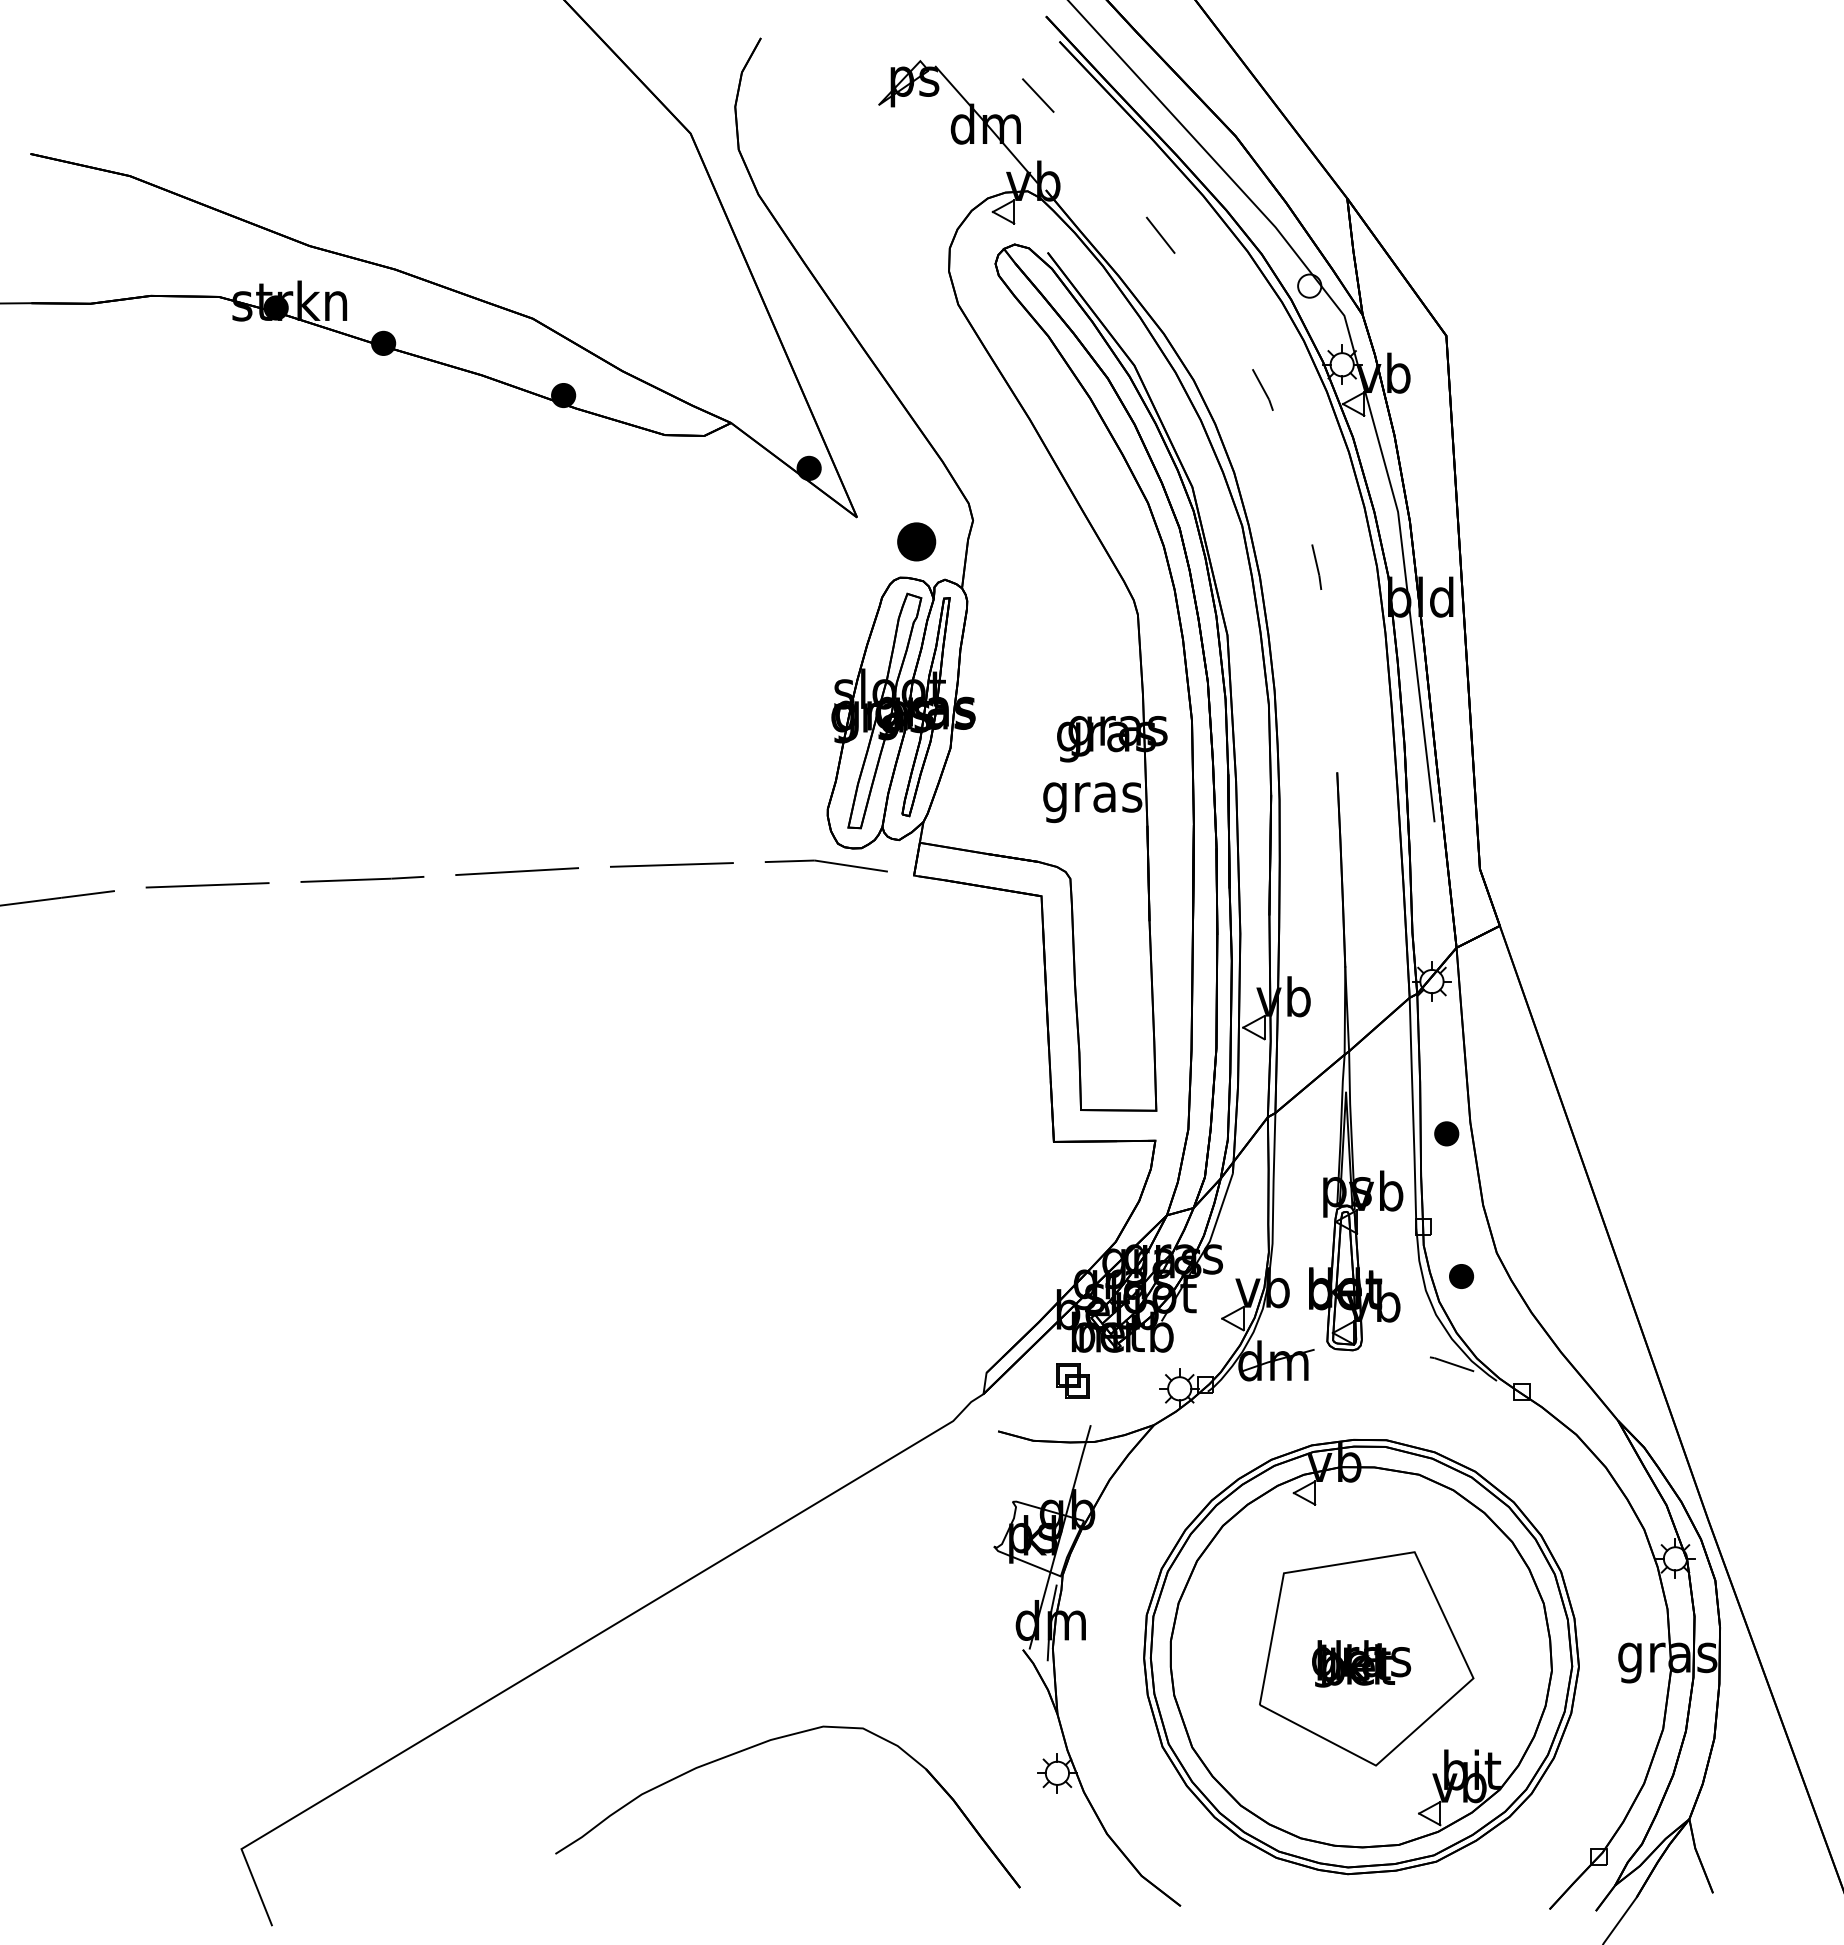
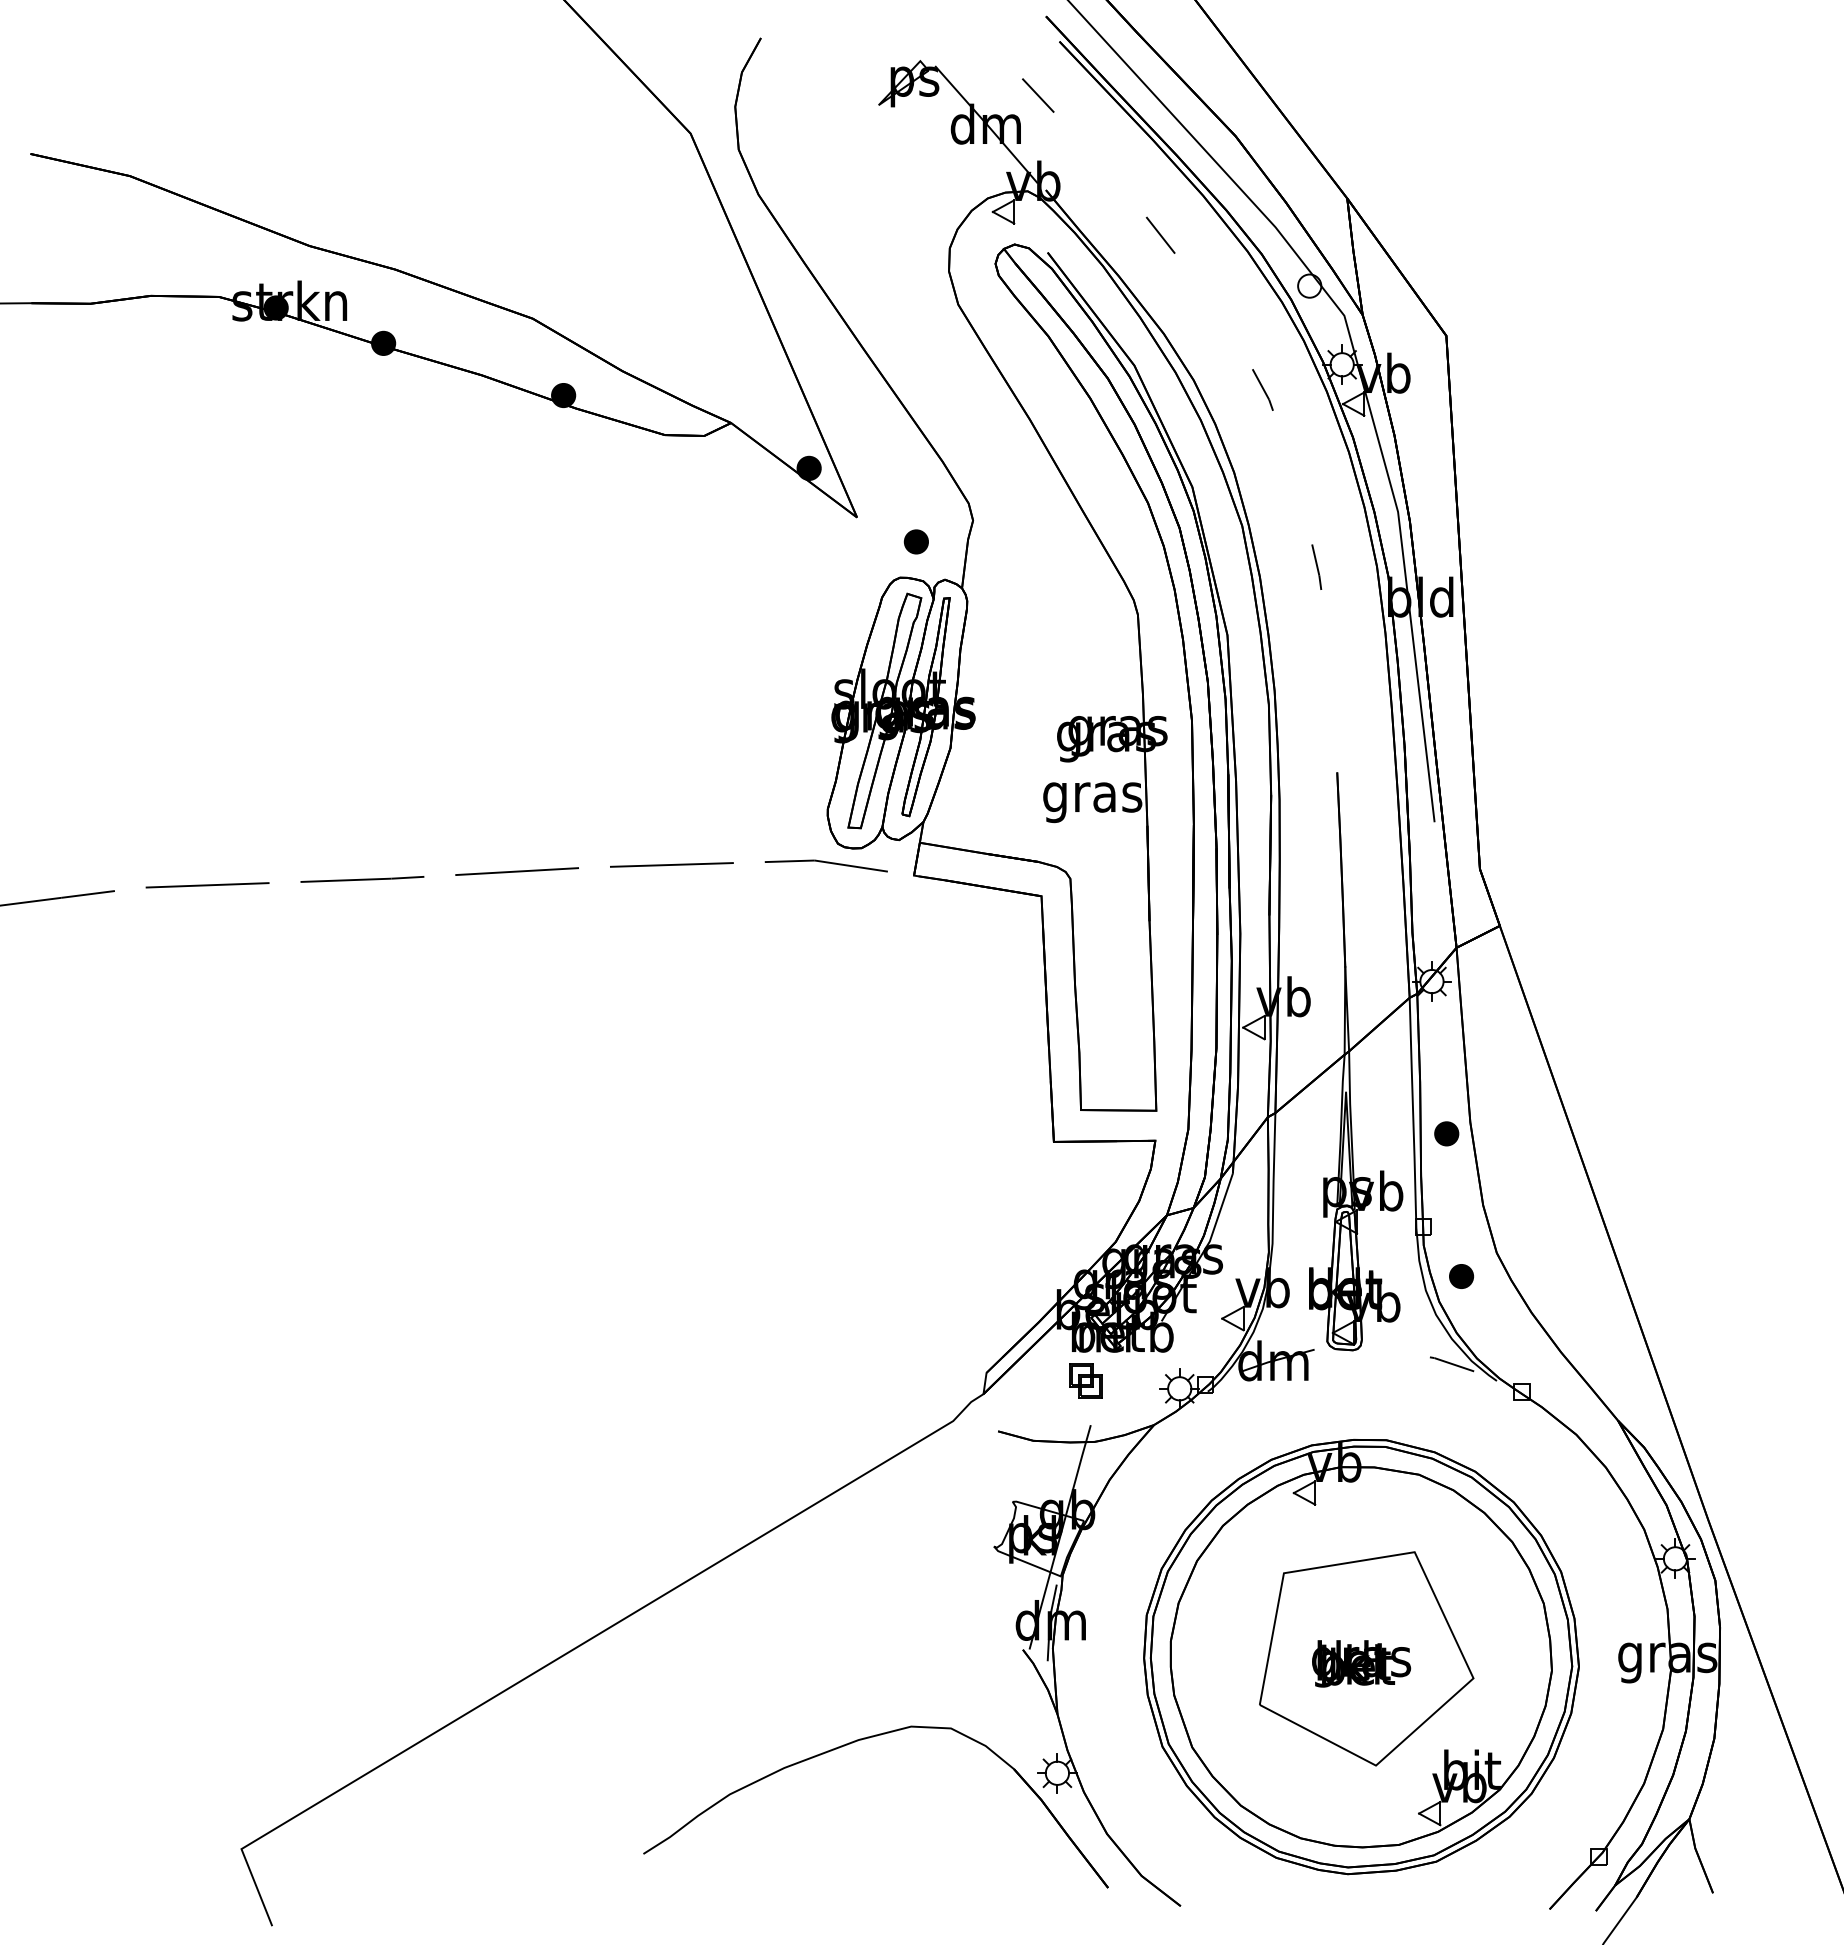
part size: 40x40 px -> 26x26 px (915, 541)
part position: (1072, 1380) -> (1085, 1380) (1085, 1380)
part position: (762, 1744) -> (850, 1744) (850, 1744)
